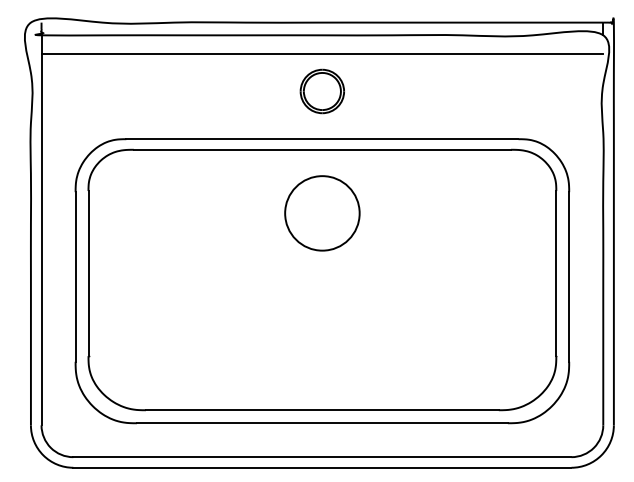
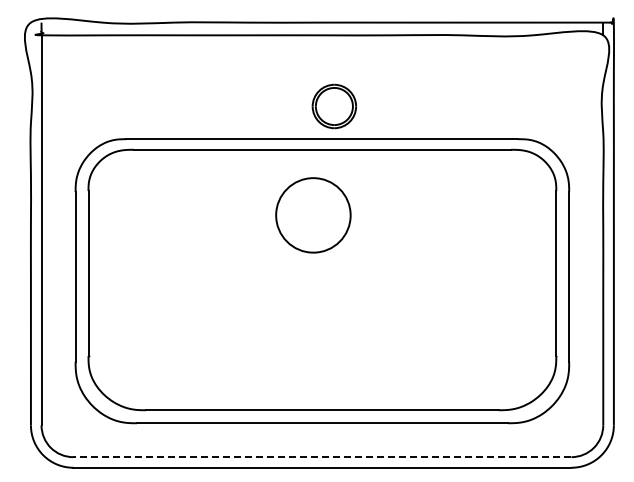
line: present -> none (322, 54)
part position: (321, 91) -> (333, 106) (333, 106)
circle position: (322, 213) -> (313, 215) (313, 215)
line: solid -> dashed (321, 457)
